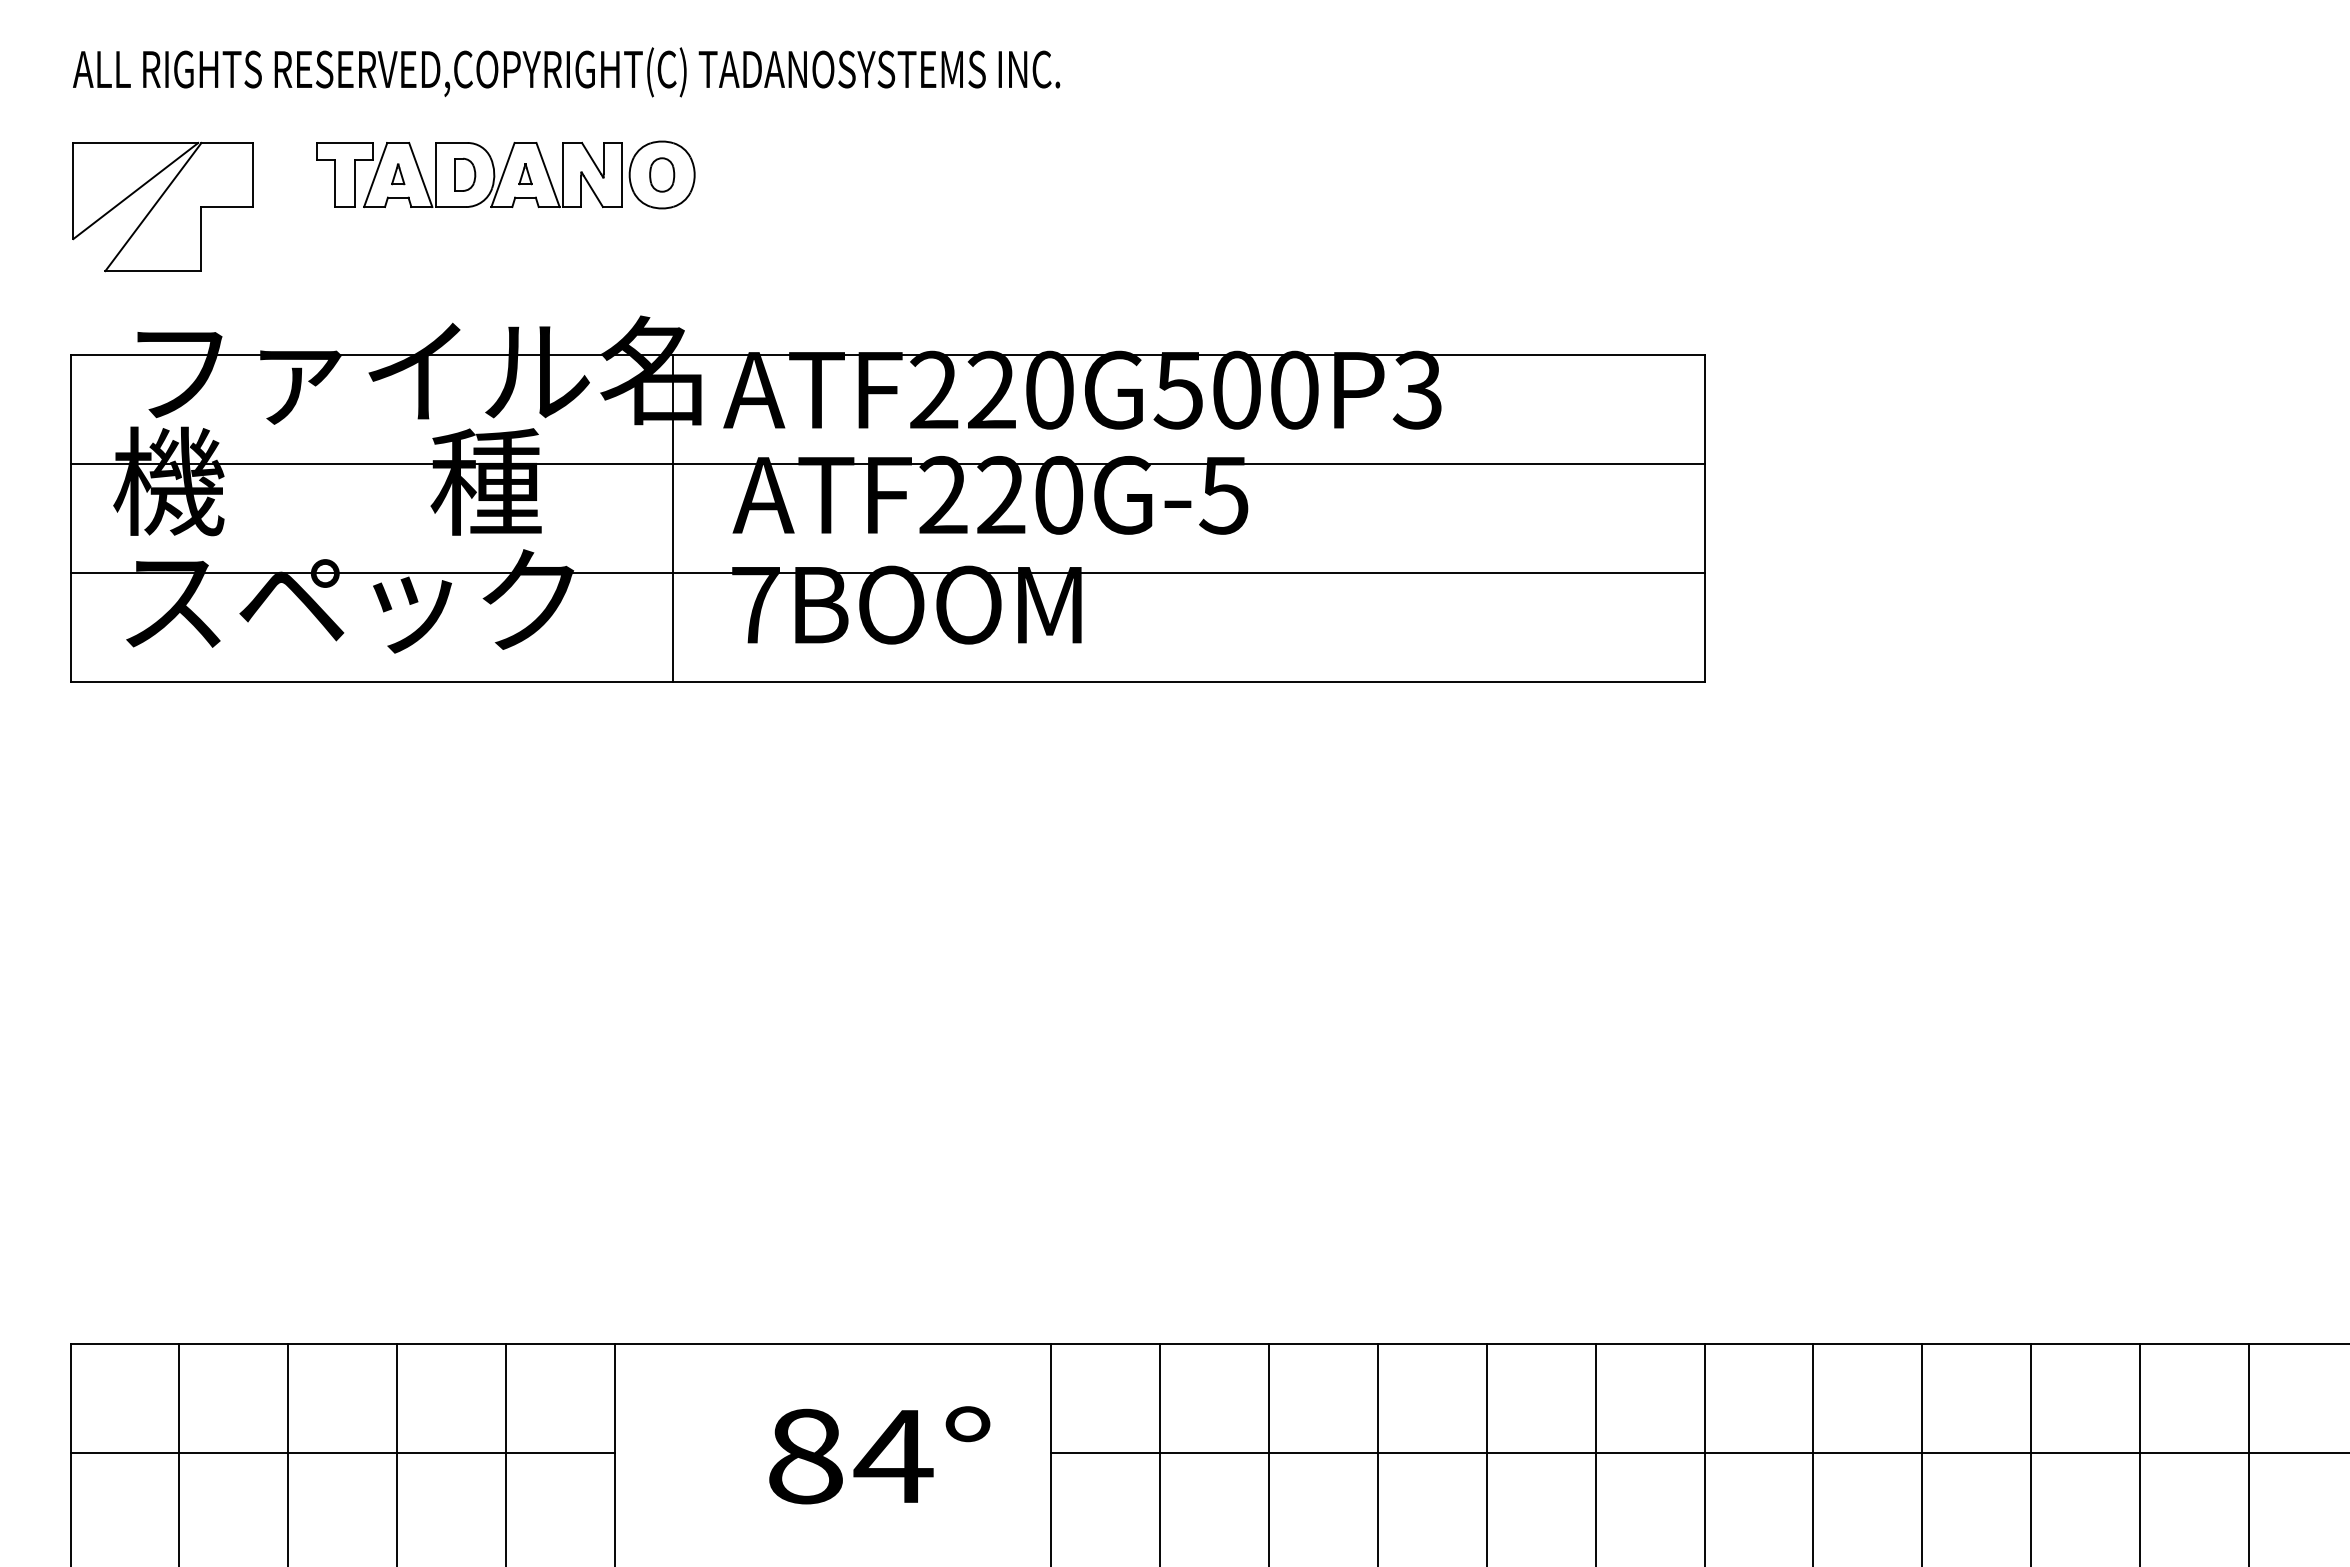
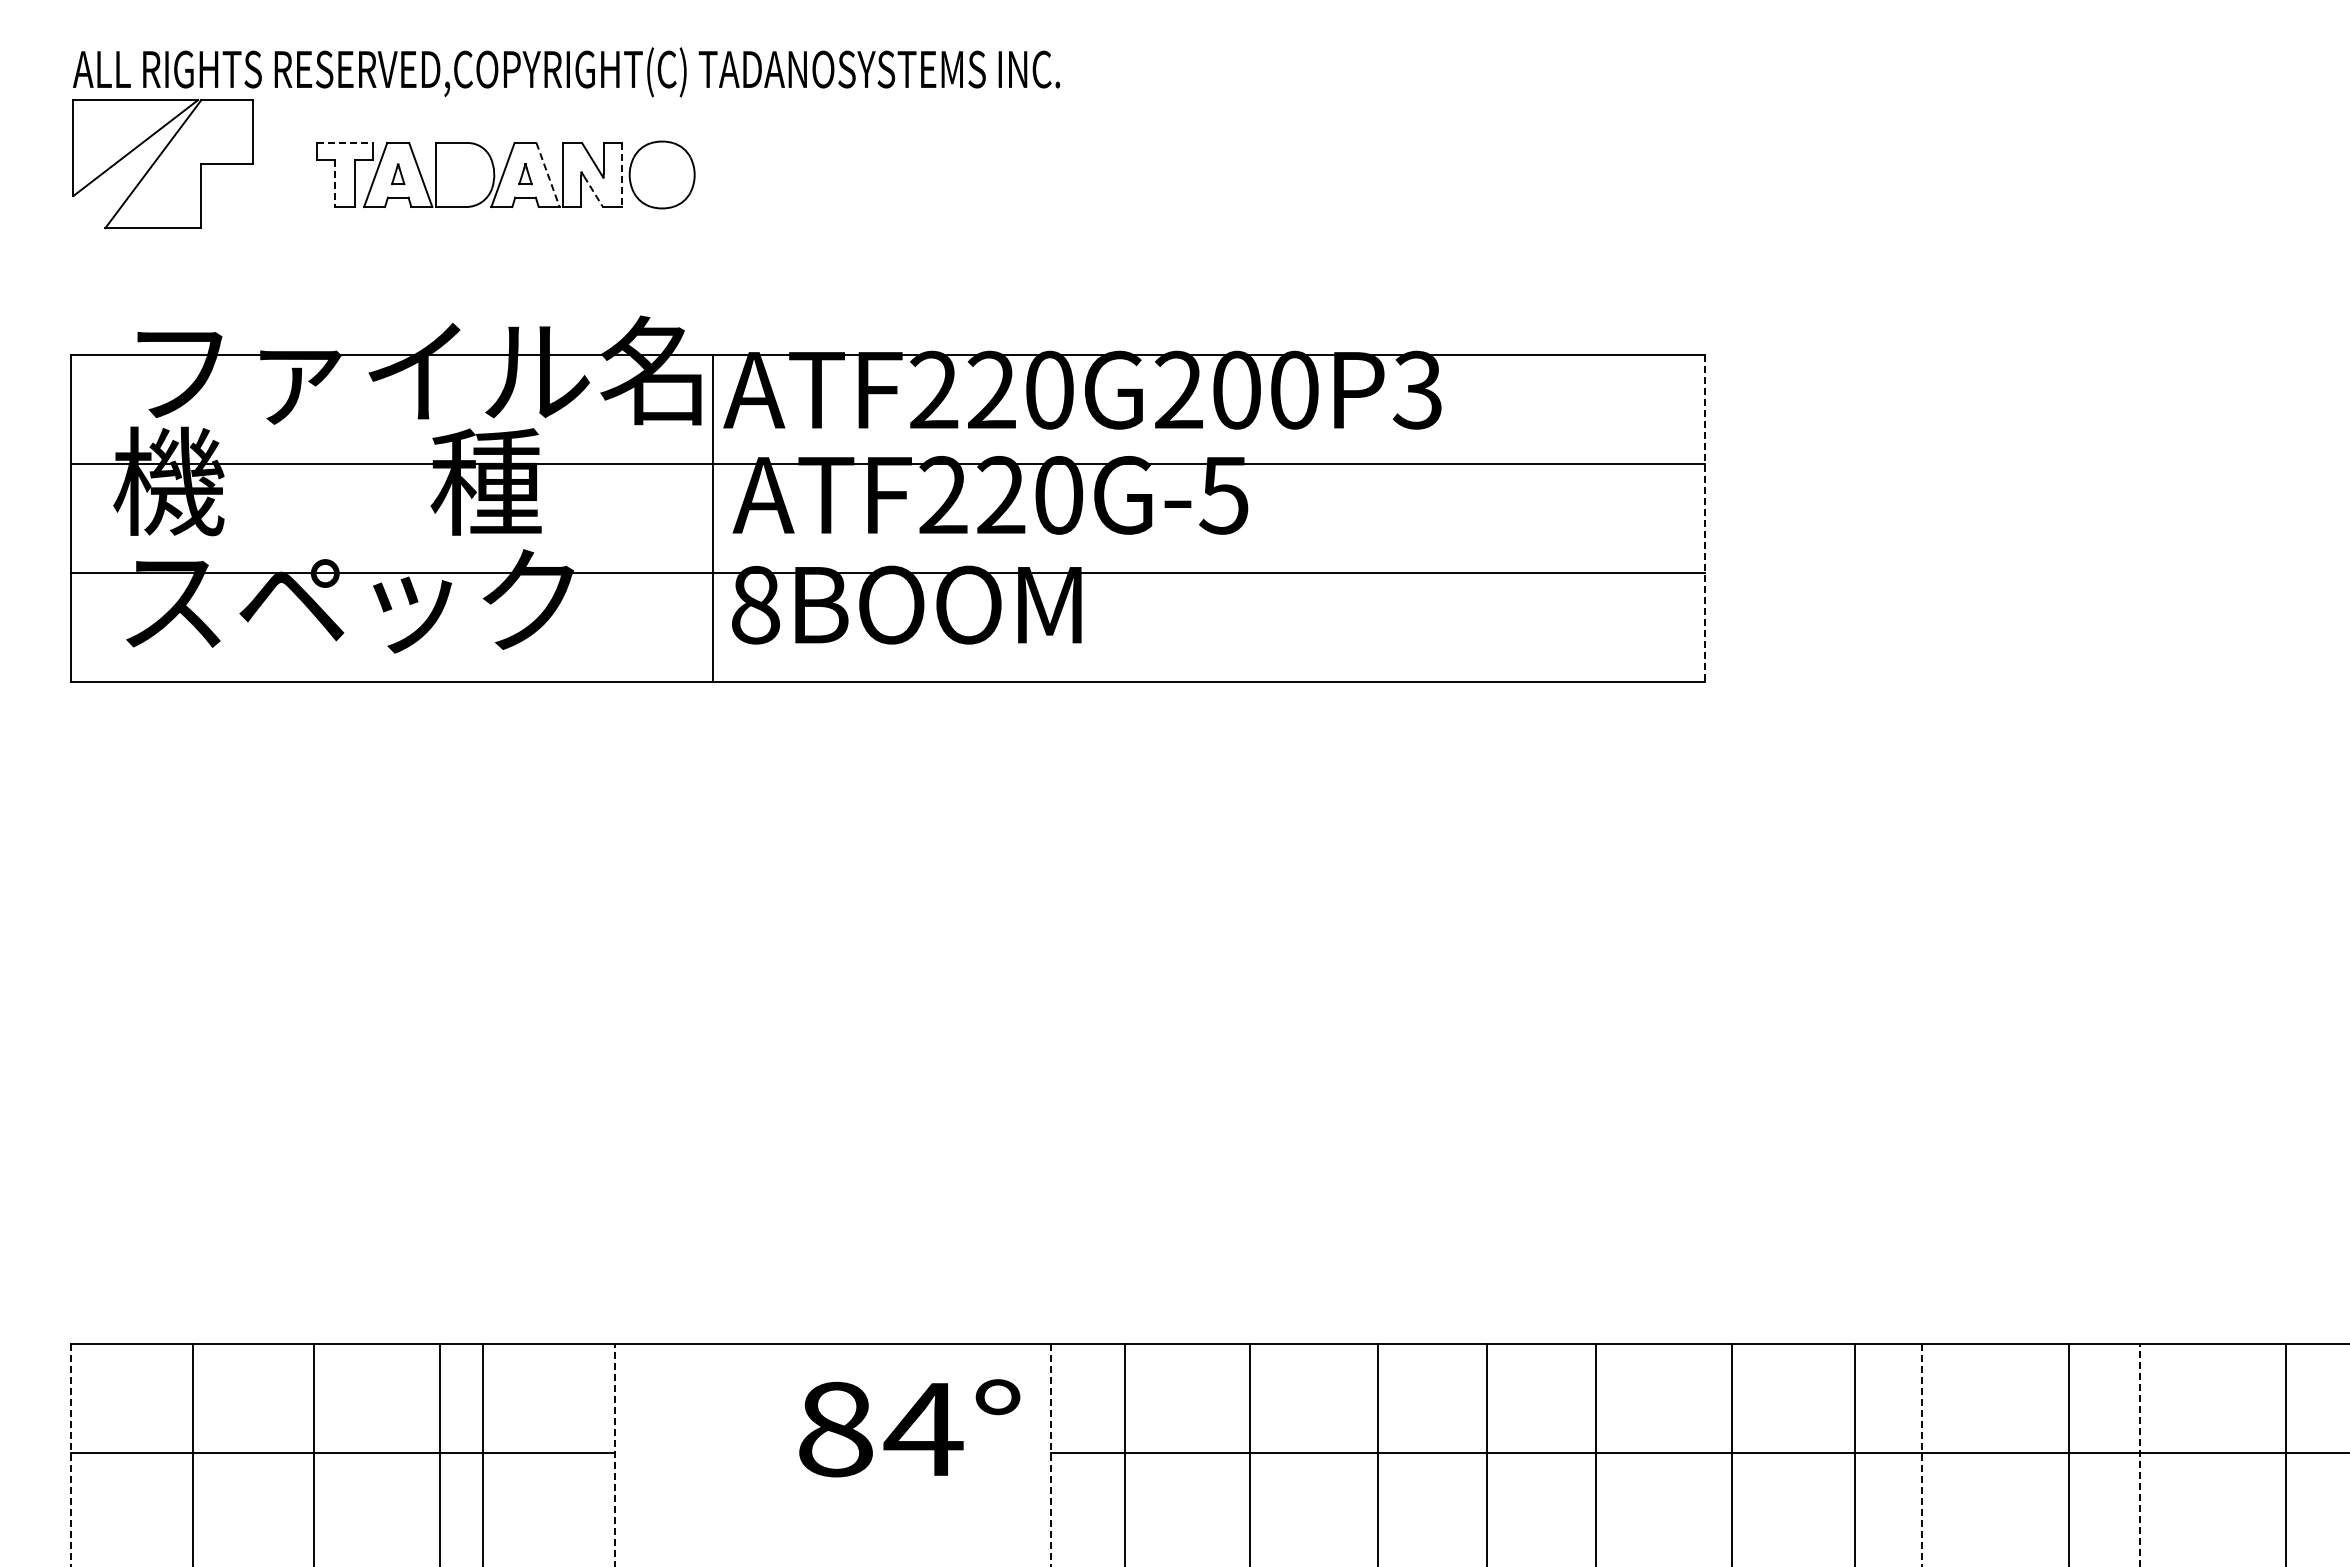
line: solid -> dashed (345, 142)
part: present -> none (465, 174)
part: present -> none (662, 174)
line: solid -> dashed (548, 175)
line: solid -> dashed (621, 175)
line: solid -> dashed (334, 184)
line: solid -> dashed (593, 192)
part position: (162, 206) -> (162, 163) (162, 163)
text: ATF220G500P3 -> ATF220G200P3 (1177, 389)
line position: (672, 518) -> (712, 518) (712, 518)
line: solid -> dashed (1704, 518)
text: 7BOOM -> 8BOOM (755, 605)
line position: (179, 1453) -> (193, 1453) (193, 1453)
line position: (288, 1453) -> (314, 1453) (314, 1453)
line position: (397, 1453) -> (440, 1453) (440, 1453)
line position: (506, 1453) -> (483, 1453) (483, 1453)
line position: (1159, 1453) -> (1124, 1453) (1124, 1453)
line position: (1268, 1453) -> (1249, 1453) (1249, 1453)
line position: (1704, 1453) -> (1731, 1453) (1731, 1453)
line position: (1813, 1453) -> (1855, 1453) (1855, 1453)
line position: (2031, 1453) -> (2069, 1453) (2069, 1453)
line position: (2249, 1453) -> (2286, 1453) (2286, 1453)
line: solid -> dashed (2140, 1454)
line: solid -> dashed (70, 1455)
line: solid -> dashed (615, 1455)
text position: (879, 1455) -> (909, 1428) (909, 1428)
line: solid -> dashed (1050, 1456)
line: solid -> dashed (1922, 1456)
